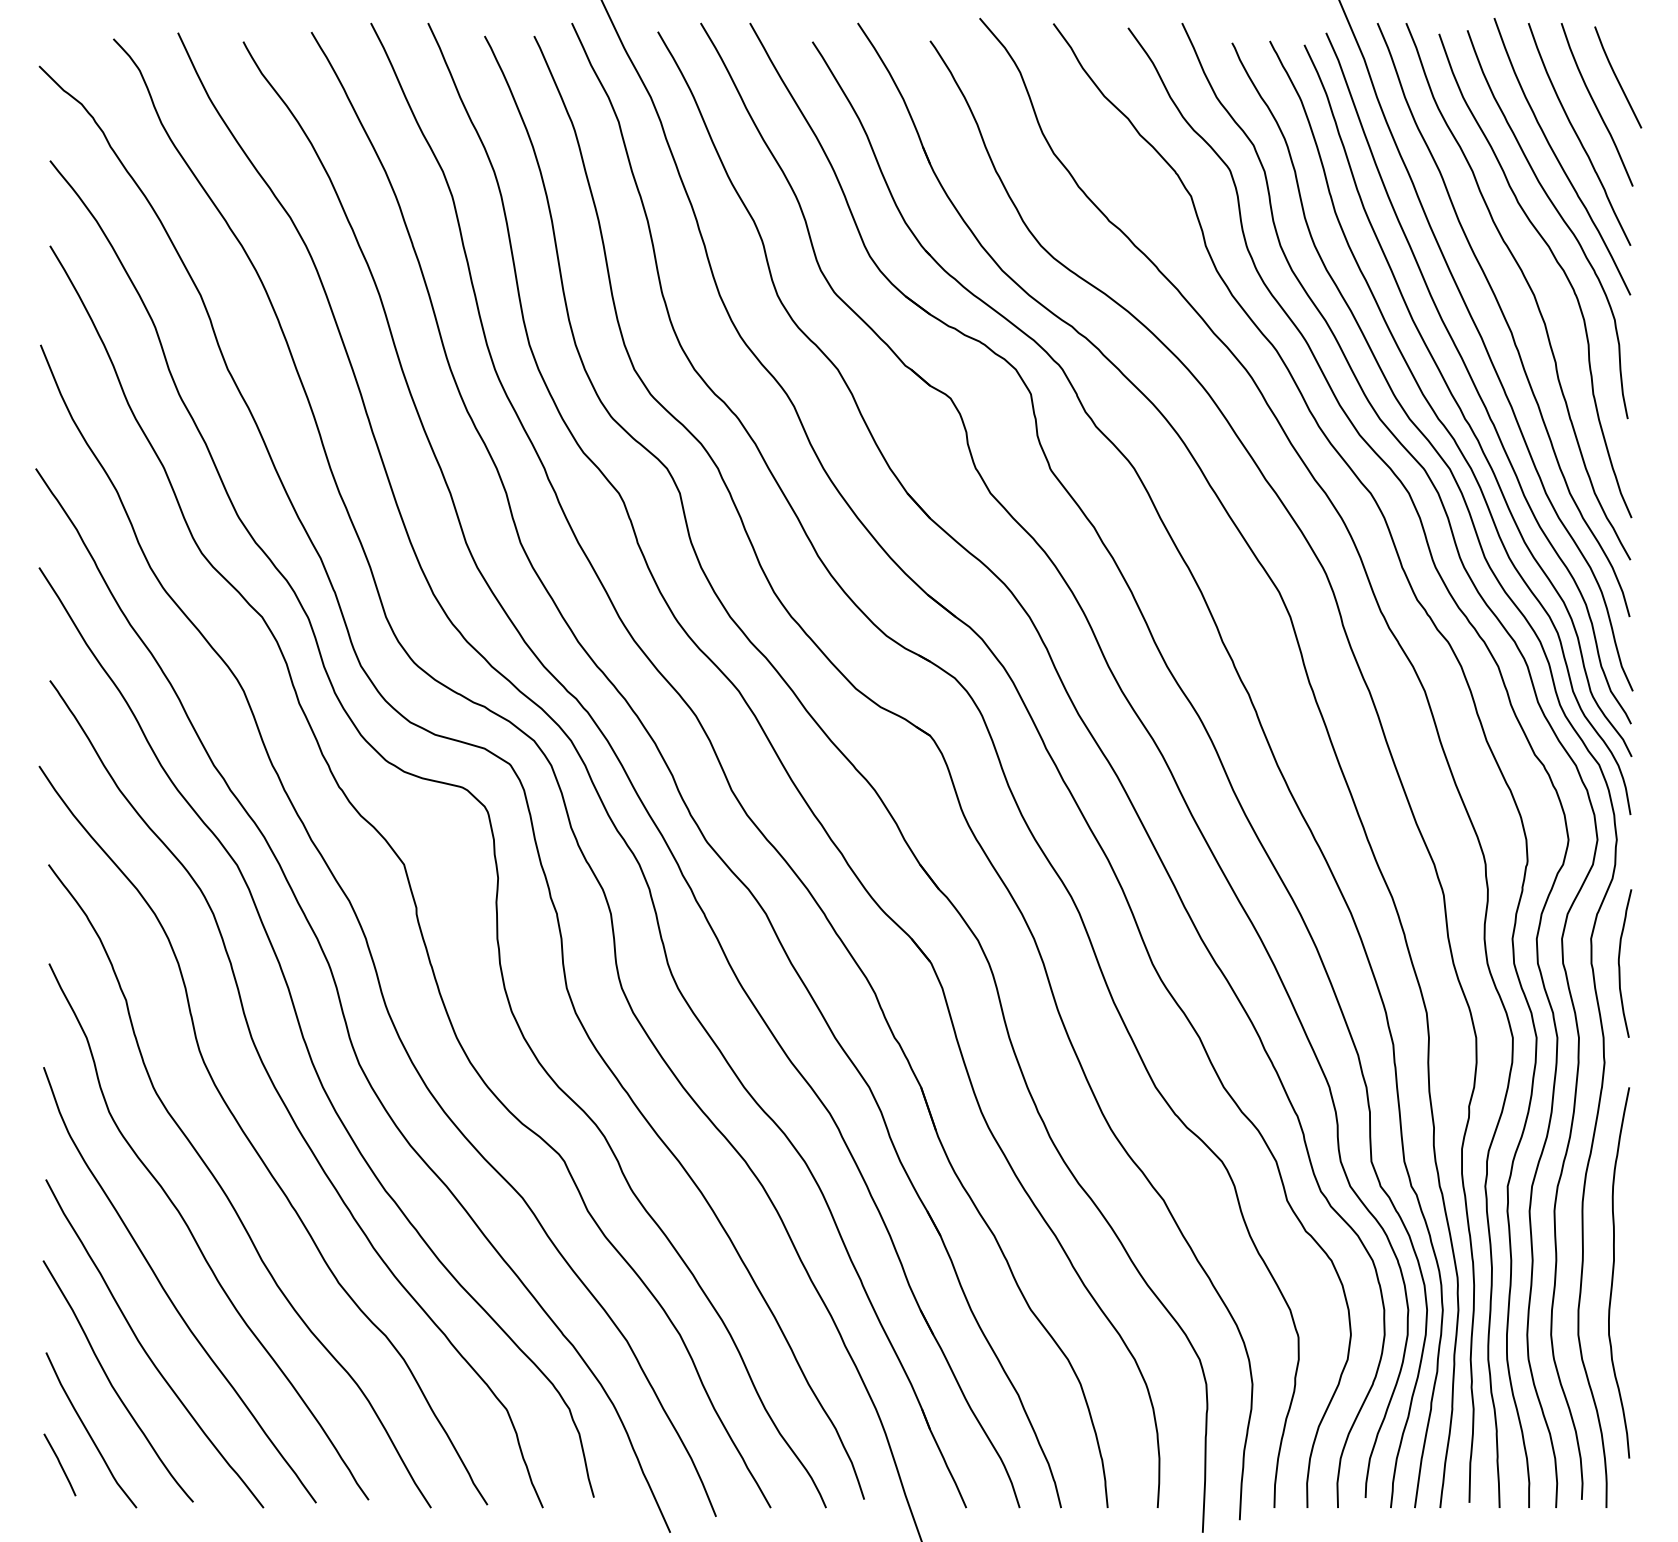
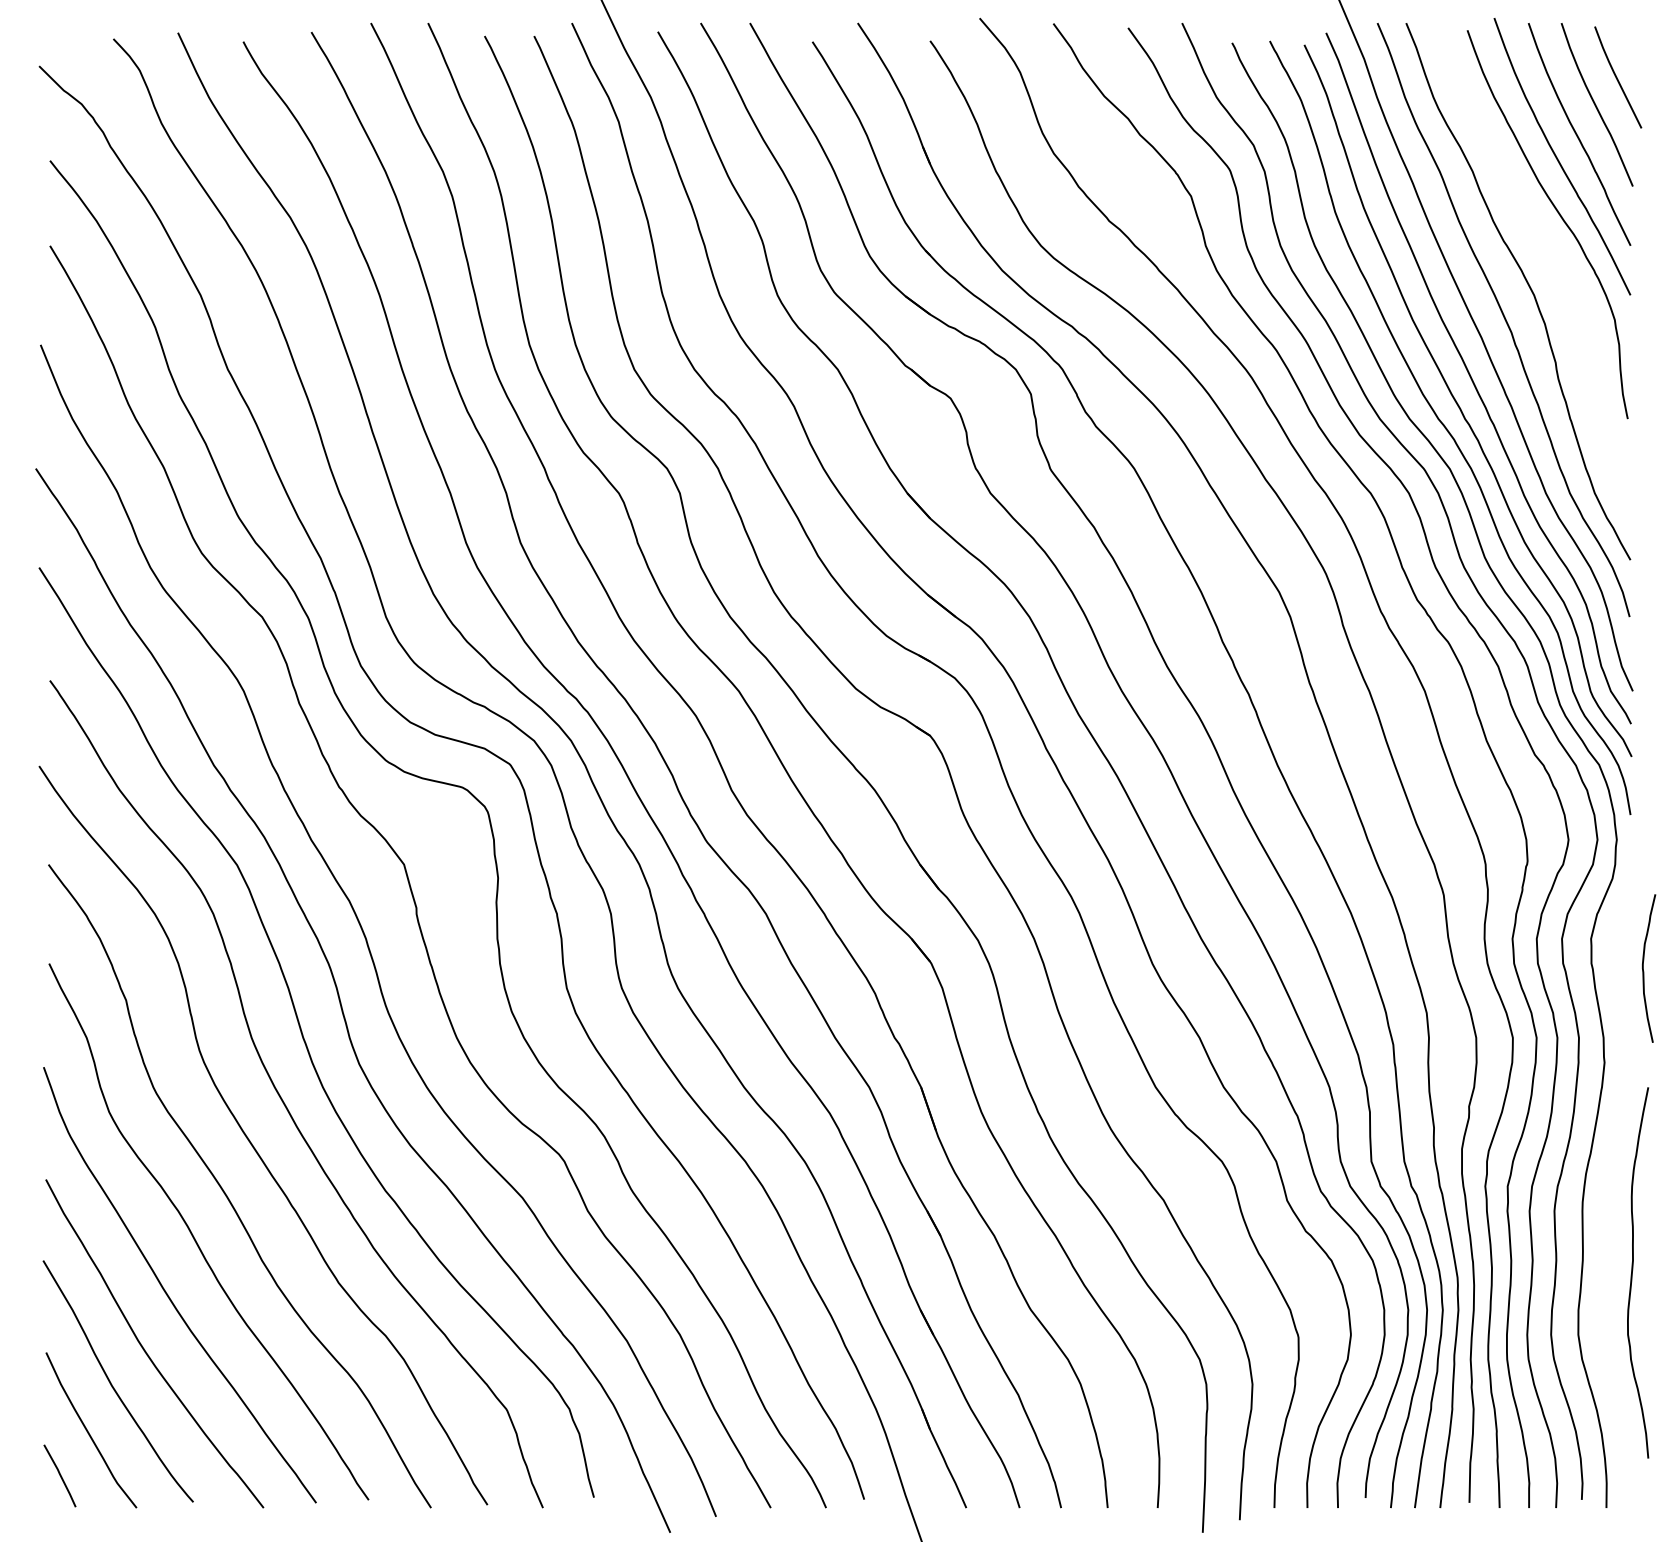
curve: present -> none (1556, 262)
curve position: (1620, 966) -> (1644, 971) (1644, 971)
curve position: (1614, 1270) -> (1633, 1270) (1633, 1270)
line position: (59, 1464) -> (59, 1475) (59, 1475)
